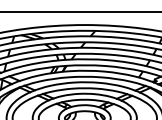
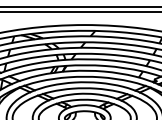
line: none -> present (80, 6)
